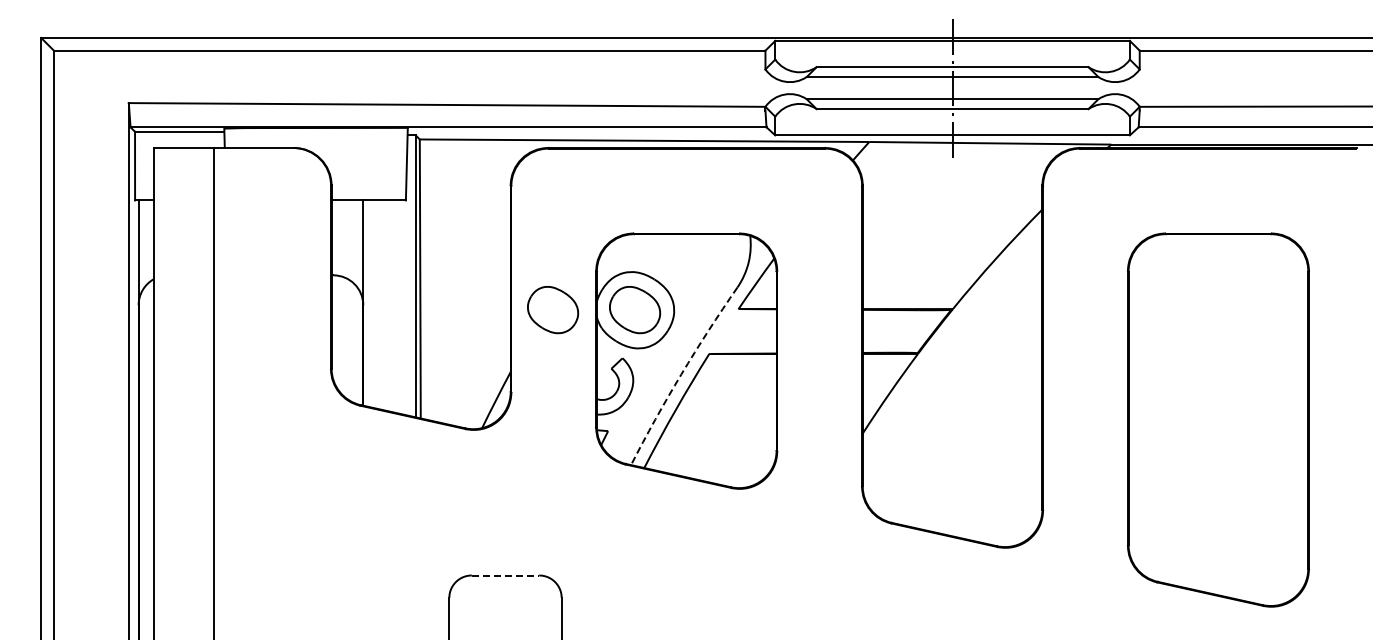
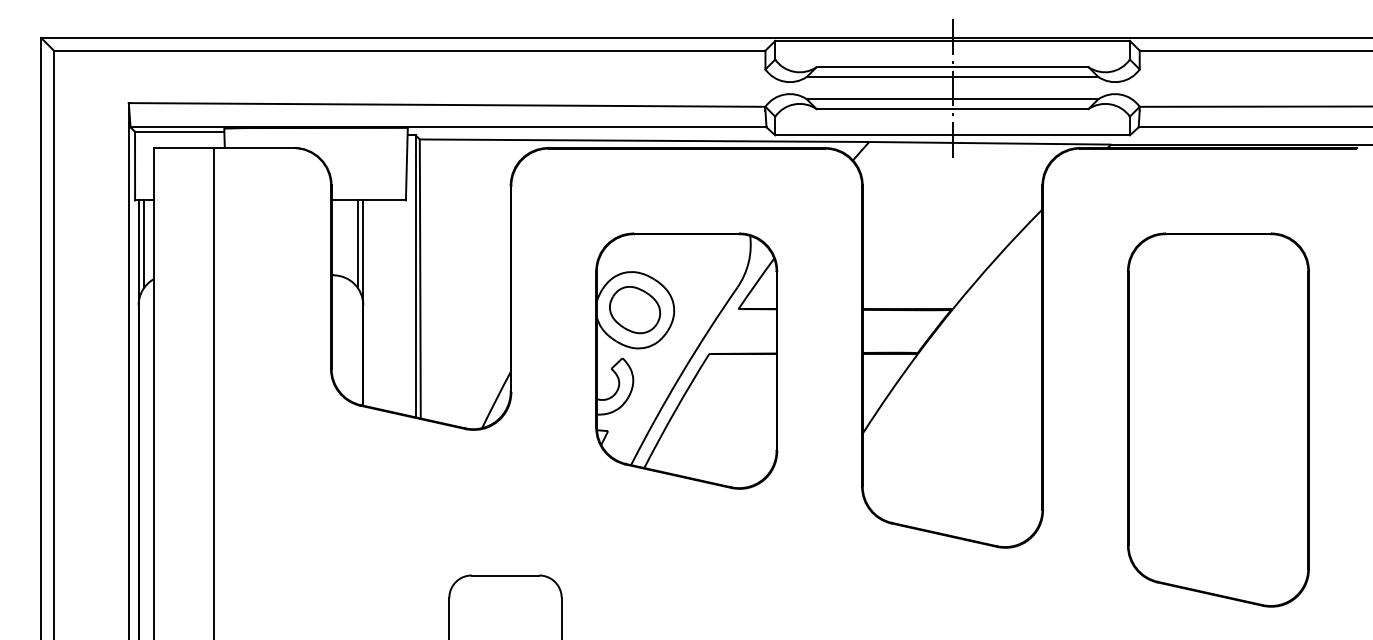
line: none -> present (143, 244)
line: none -> present (358, 244)
part: present -> none (553, 310)
arc: dashed -> solid (681, 374)
line: dashed -> solid (505, 575)
